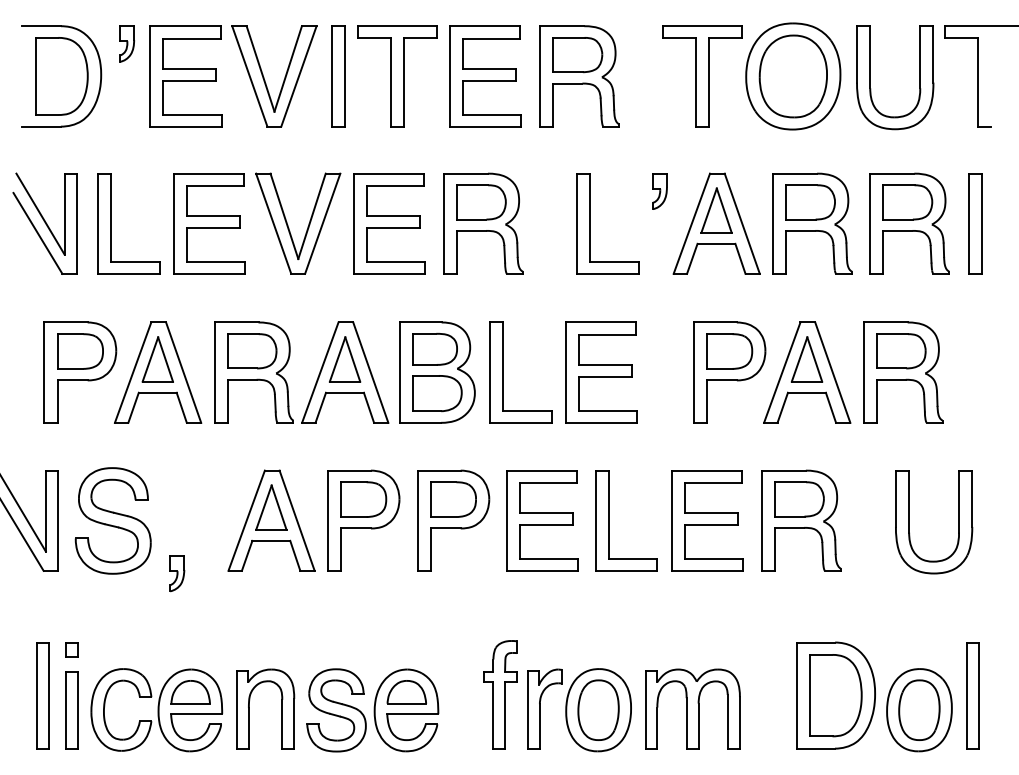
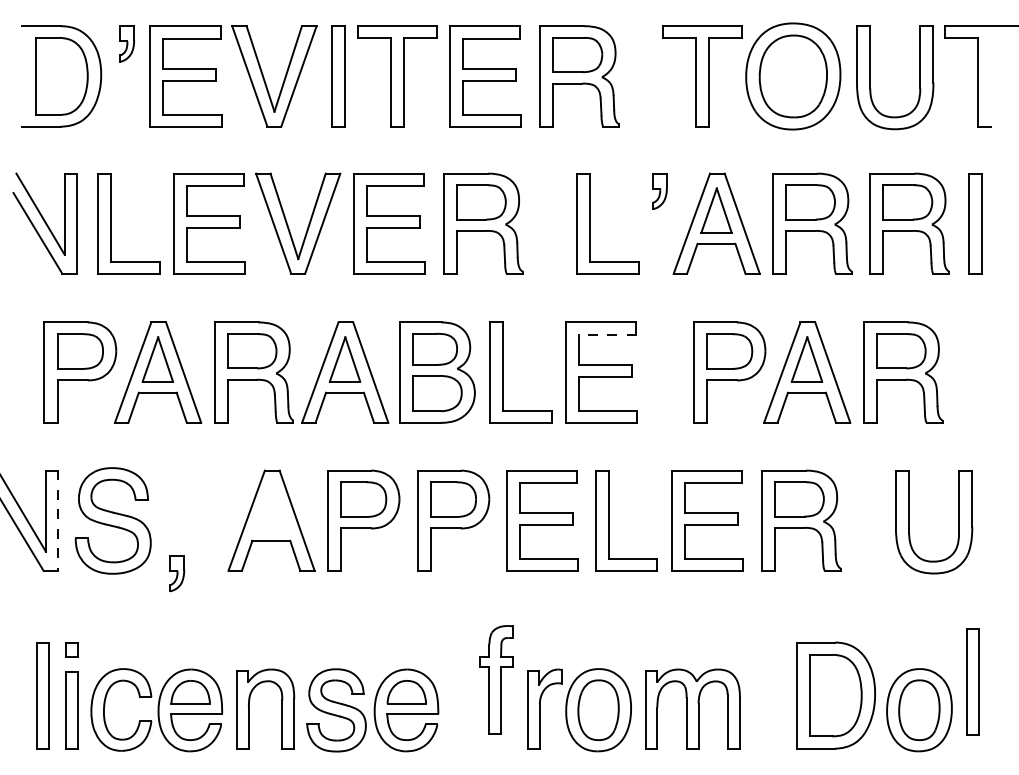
line: solid -> dashed (607, 334)
part: present -> none (271, 507)
line: solid -> dashed (58, 521)
part position: (500, 694) -> (496, 679) (496, 679)
part position: (972, 695) -> (972, 681) (972, 681)
